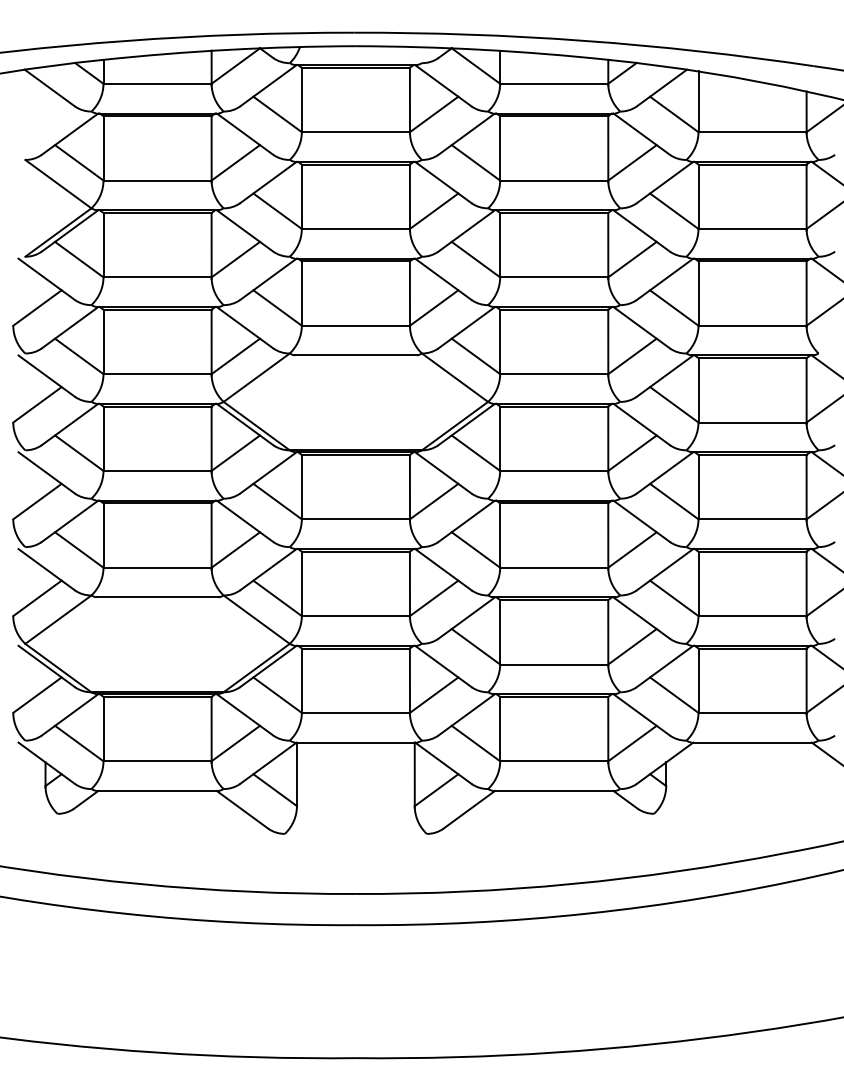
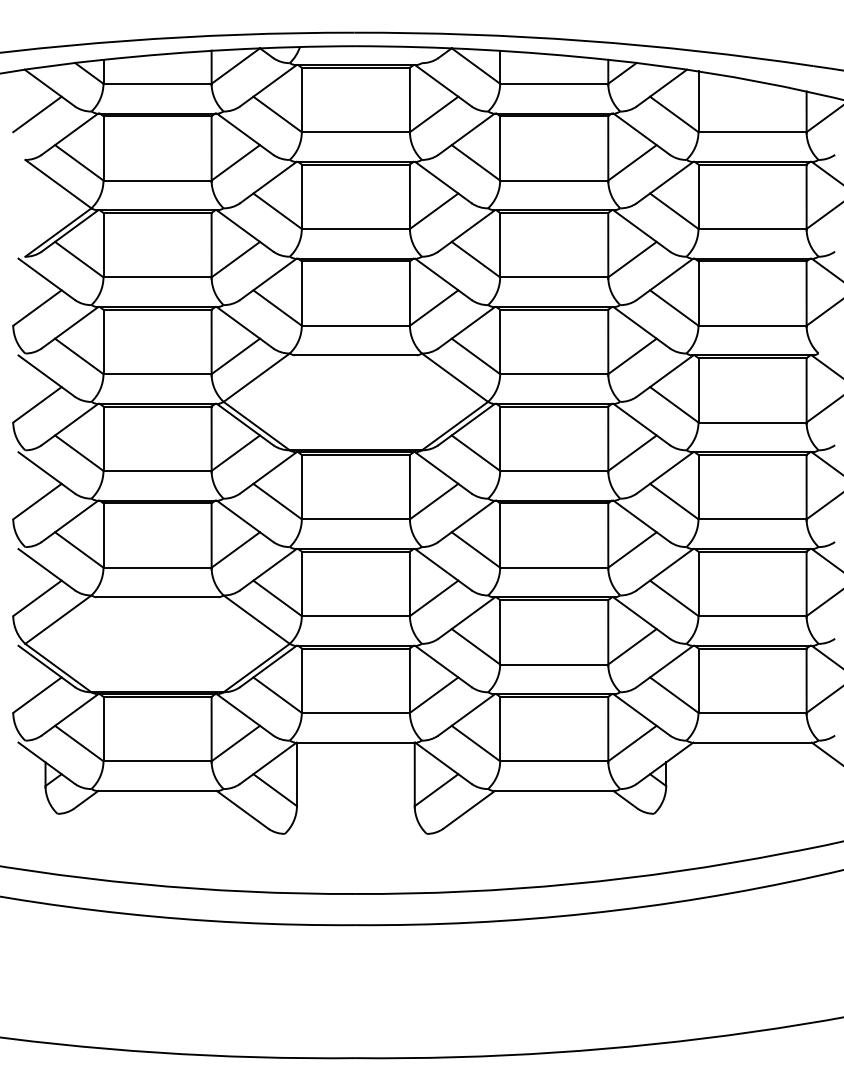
line: none -> present (37, 114)
